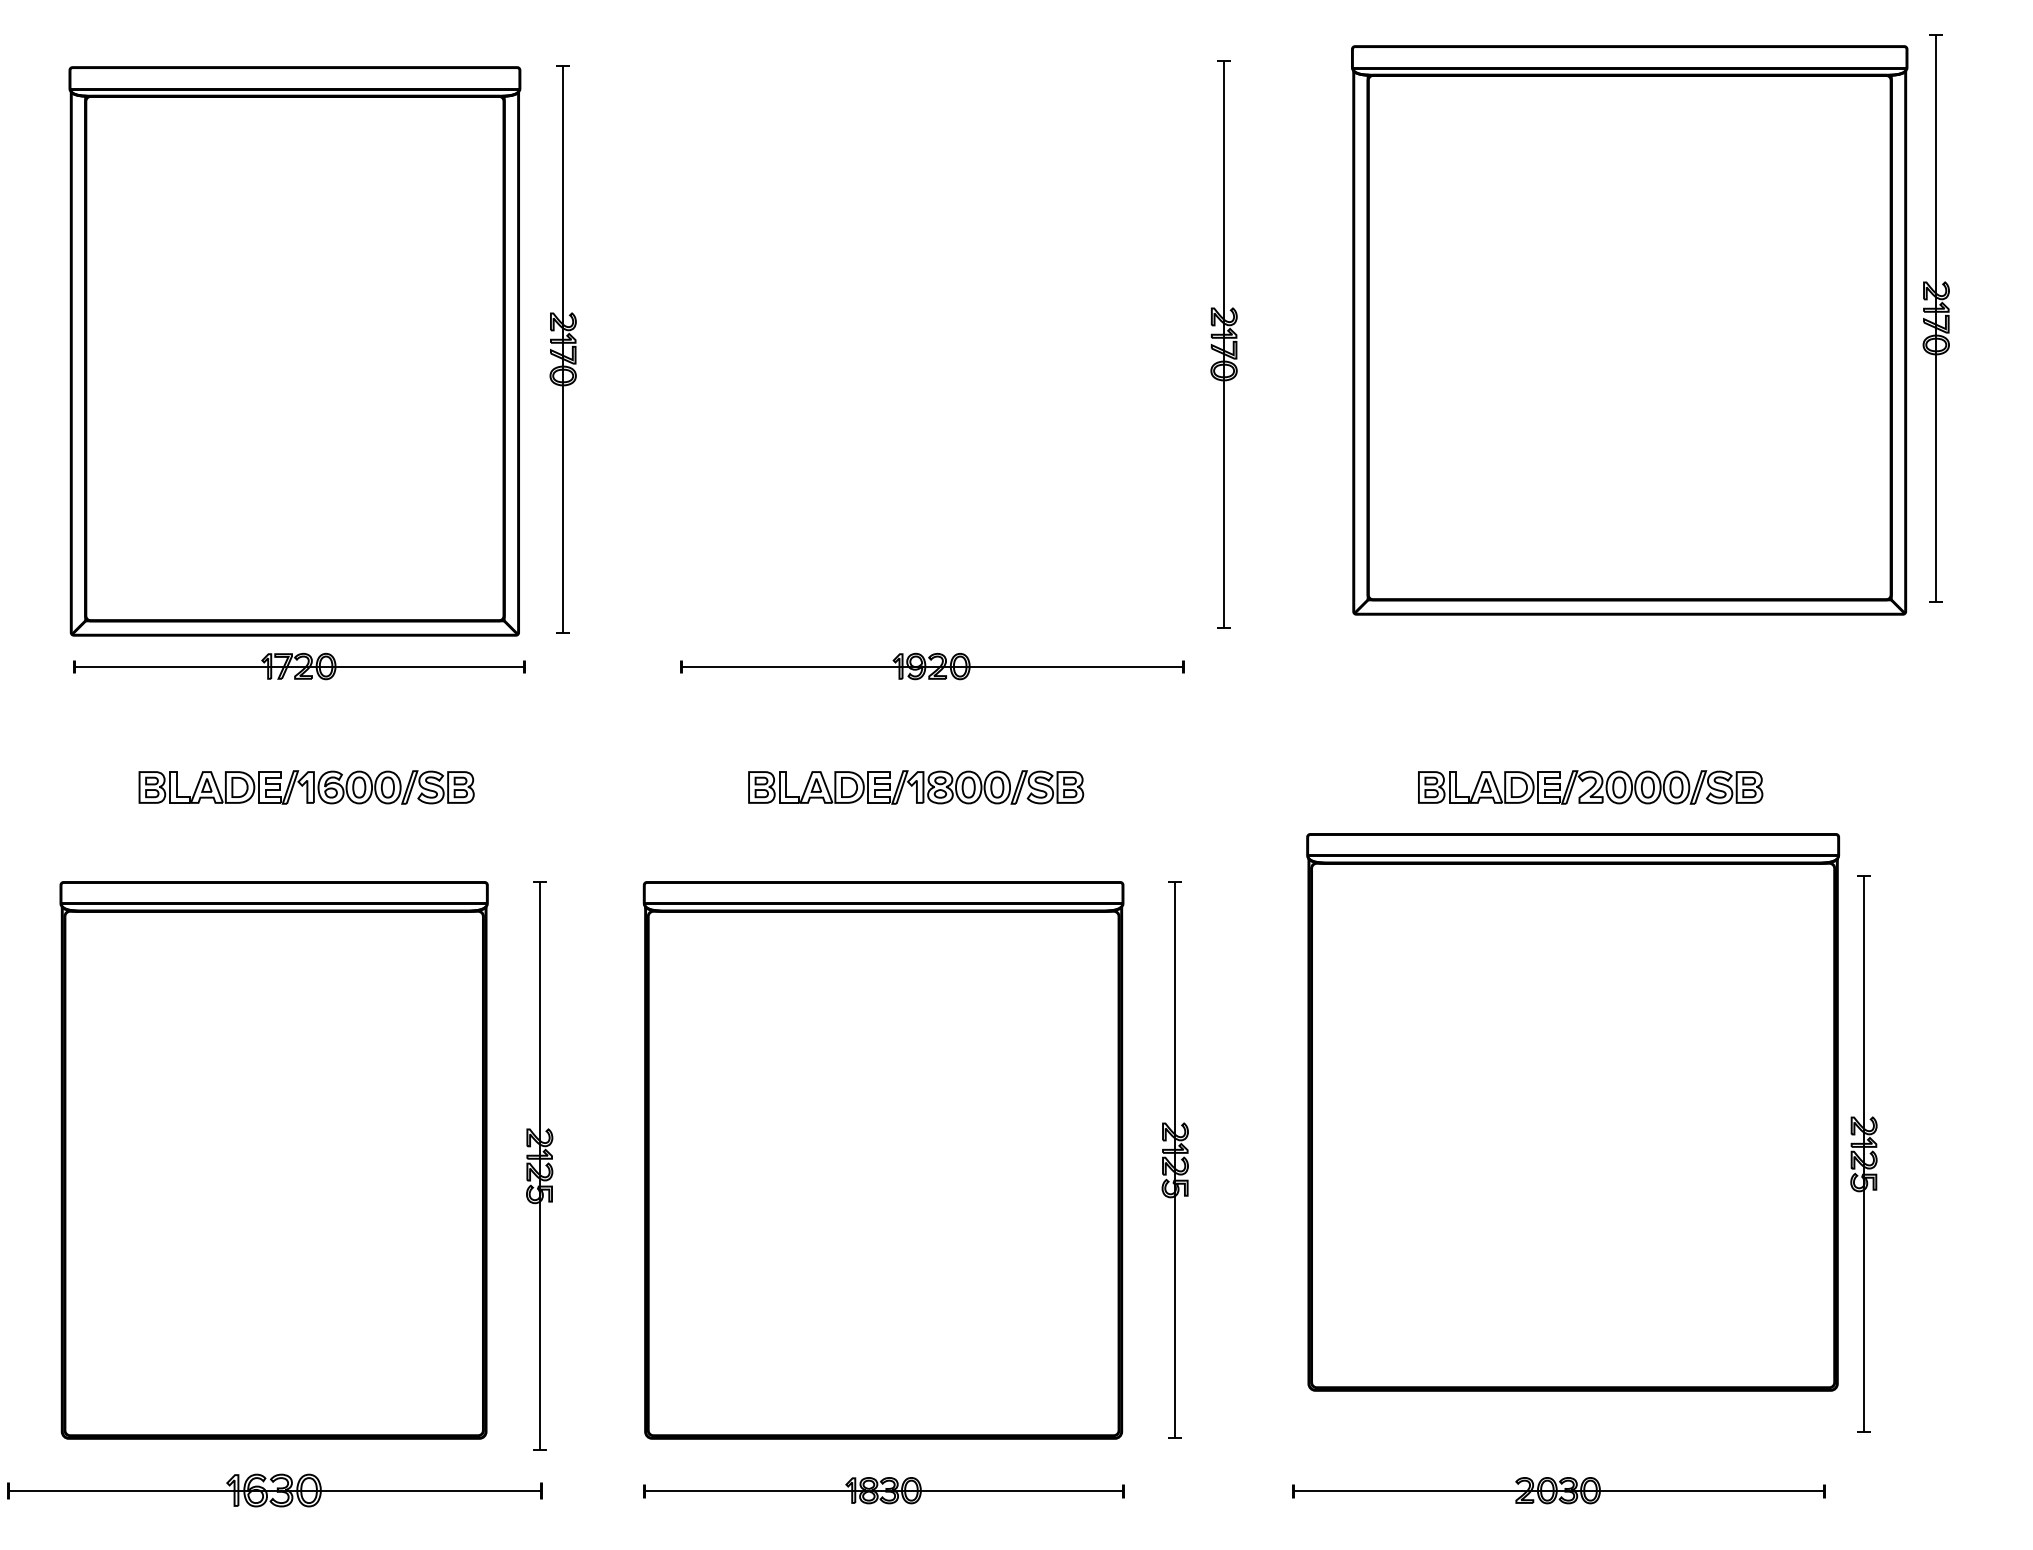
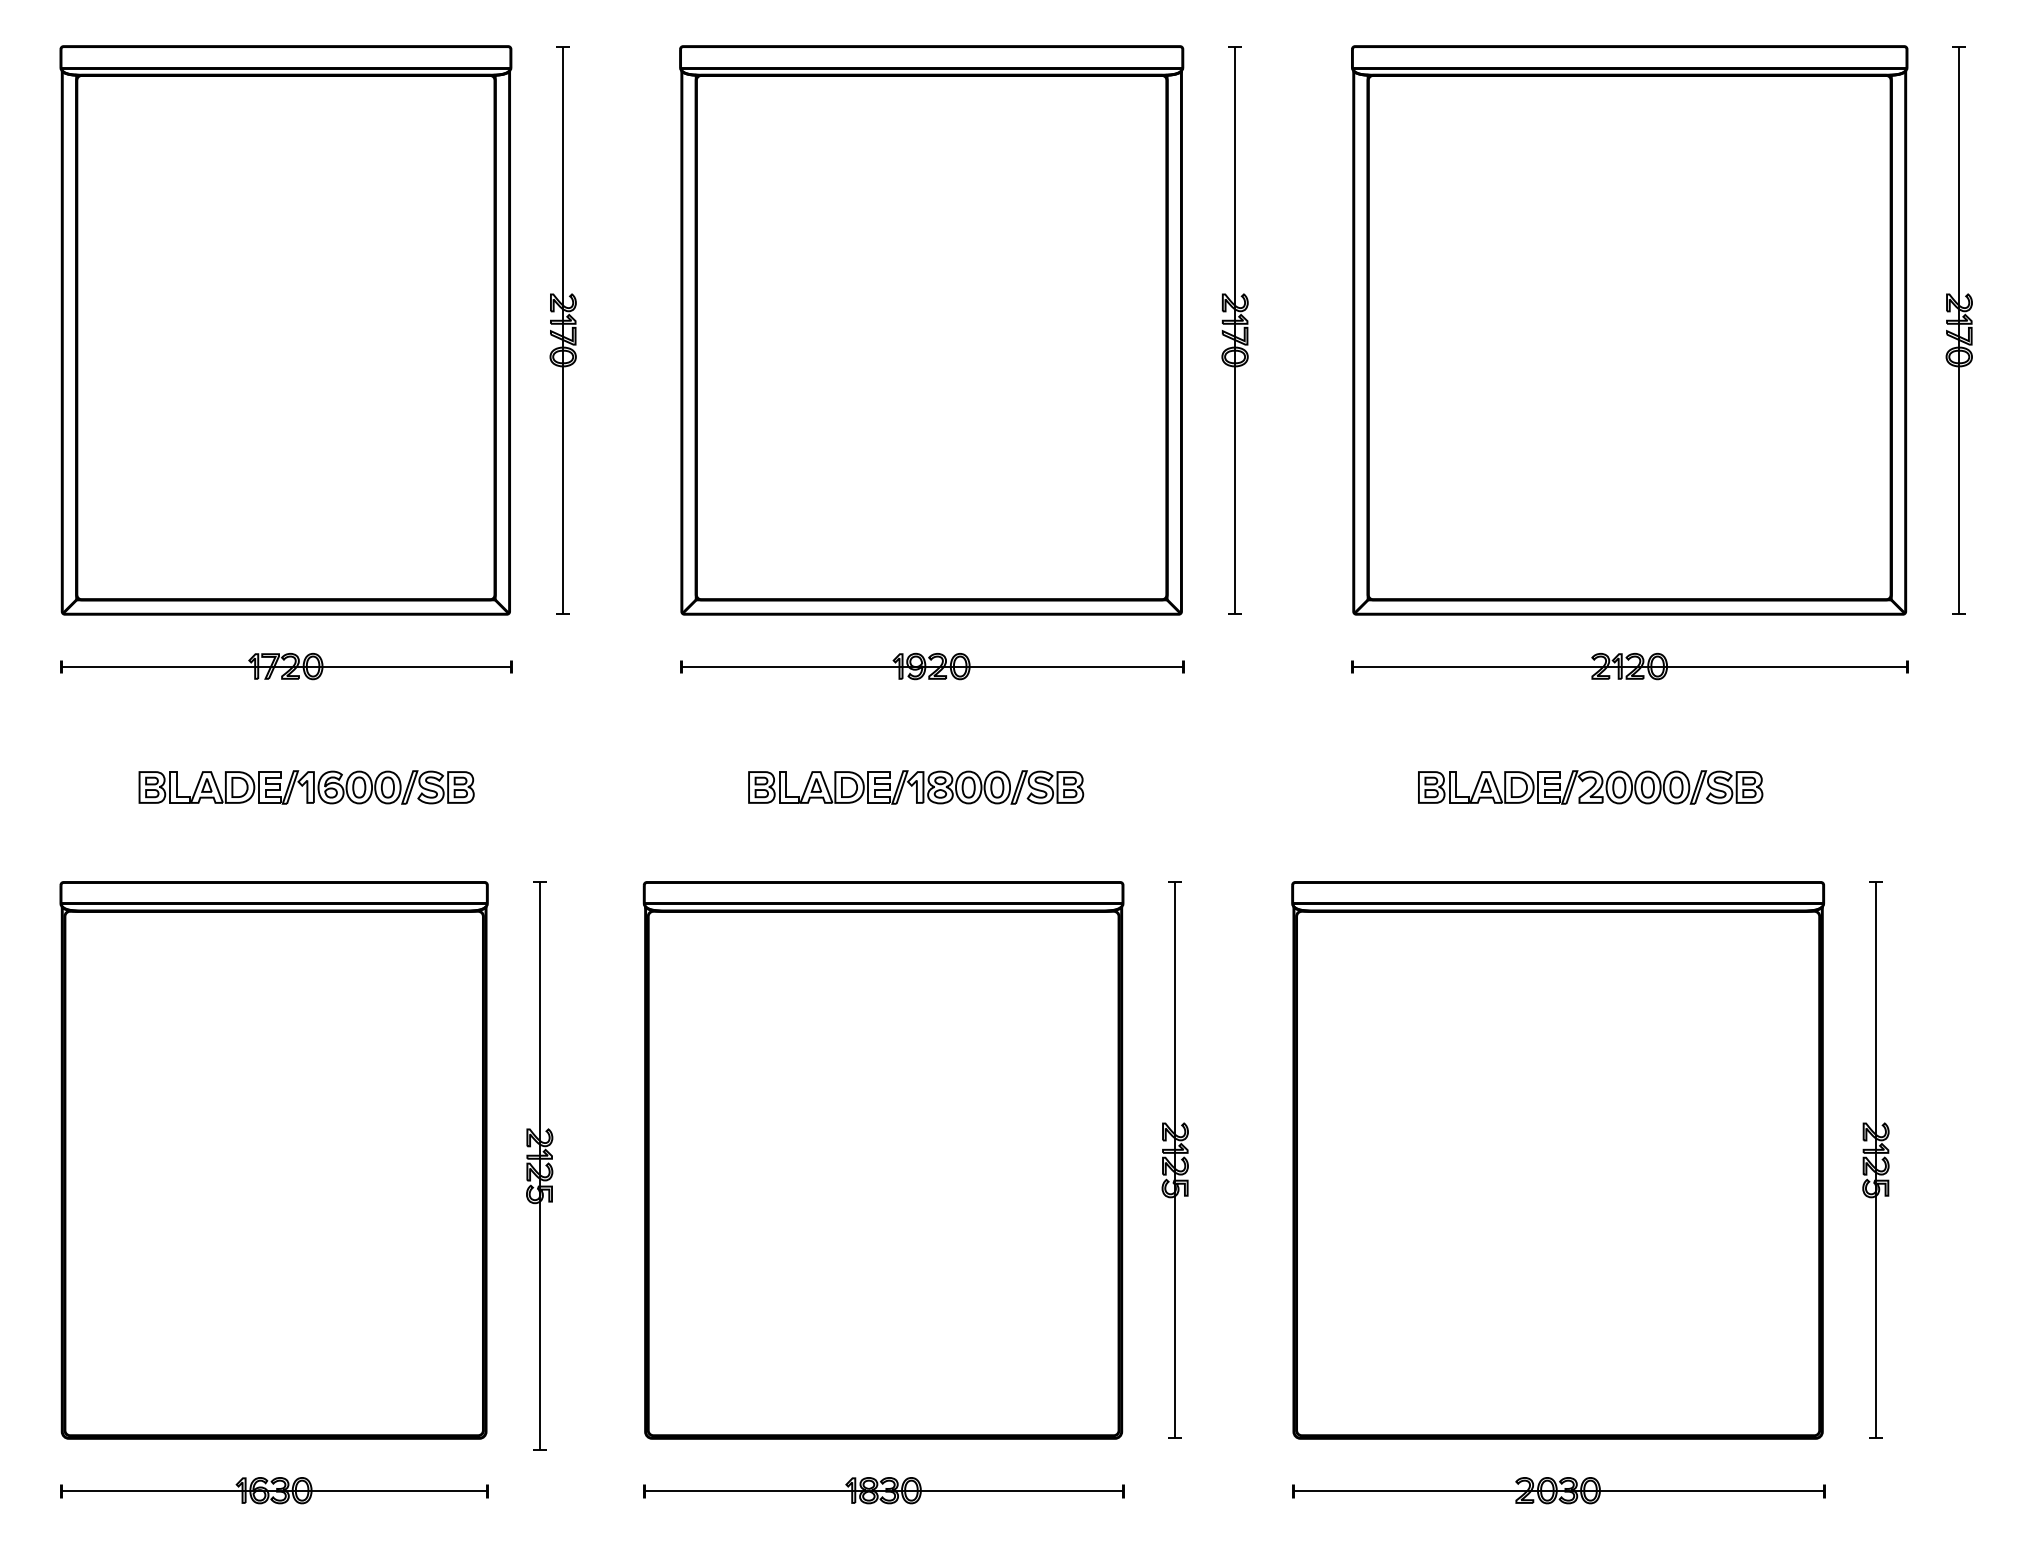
part position: (1935, 318) -> (1958, 330) (1958, 330)
part: none -> present (931, 330)
part position: (1223, 344) -> (1234, 330) (1234, 330)
part position: (562, 349) -> (562, 330) (562, 330)
part position: (294, 351) -> (285, 330) (285, 330)
part position: (299, 666) -> (286, 666) (286, 666)
part: none -> present (1629, 666)
part position: (1572, 1112) -> (1557, 1160) (1557, 1160)
part position: (1863, 1153) -> (1875, 1159) (1875, 1159)
part size: 536x35 px -> 429x28 px (274, 1490)
